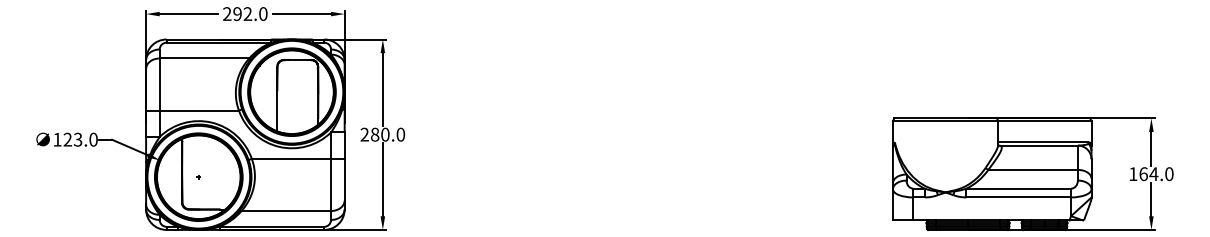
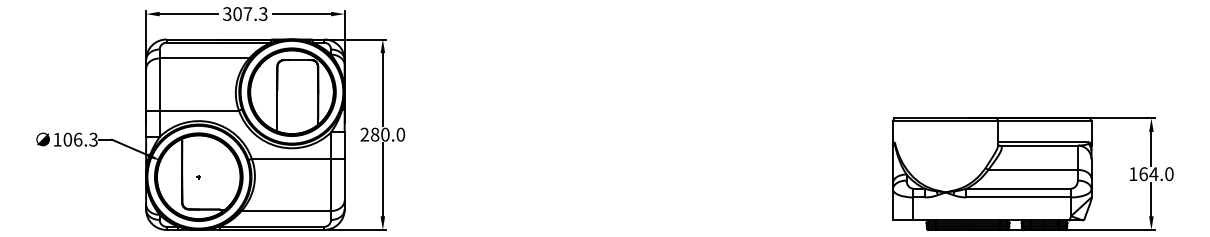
text: 292.0 -> 307.3 (245, 14)
text: 123.0 -> 106.3 (80, 139)
